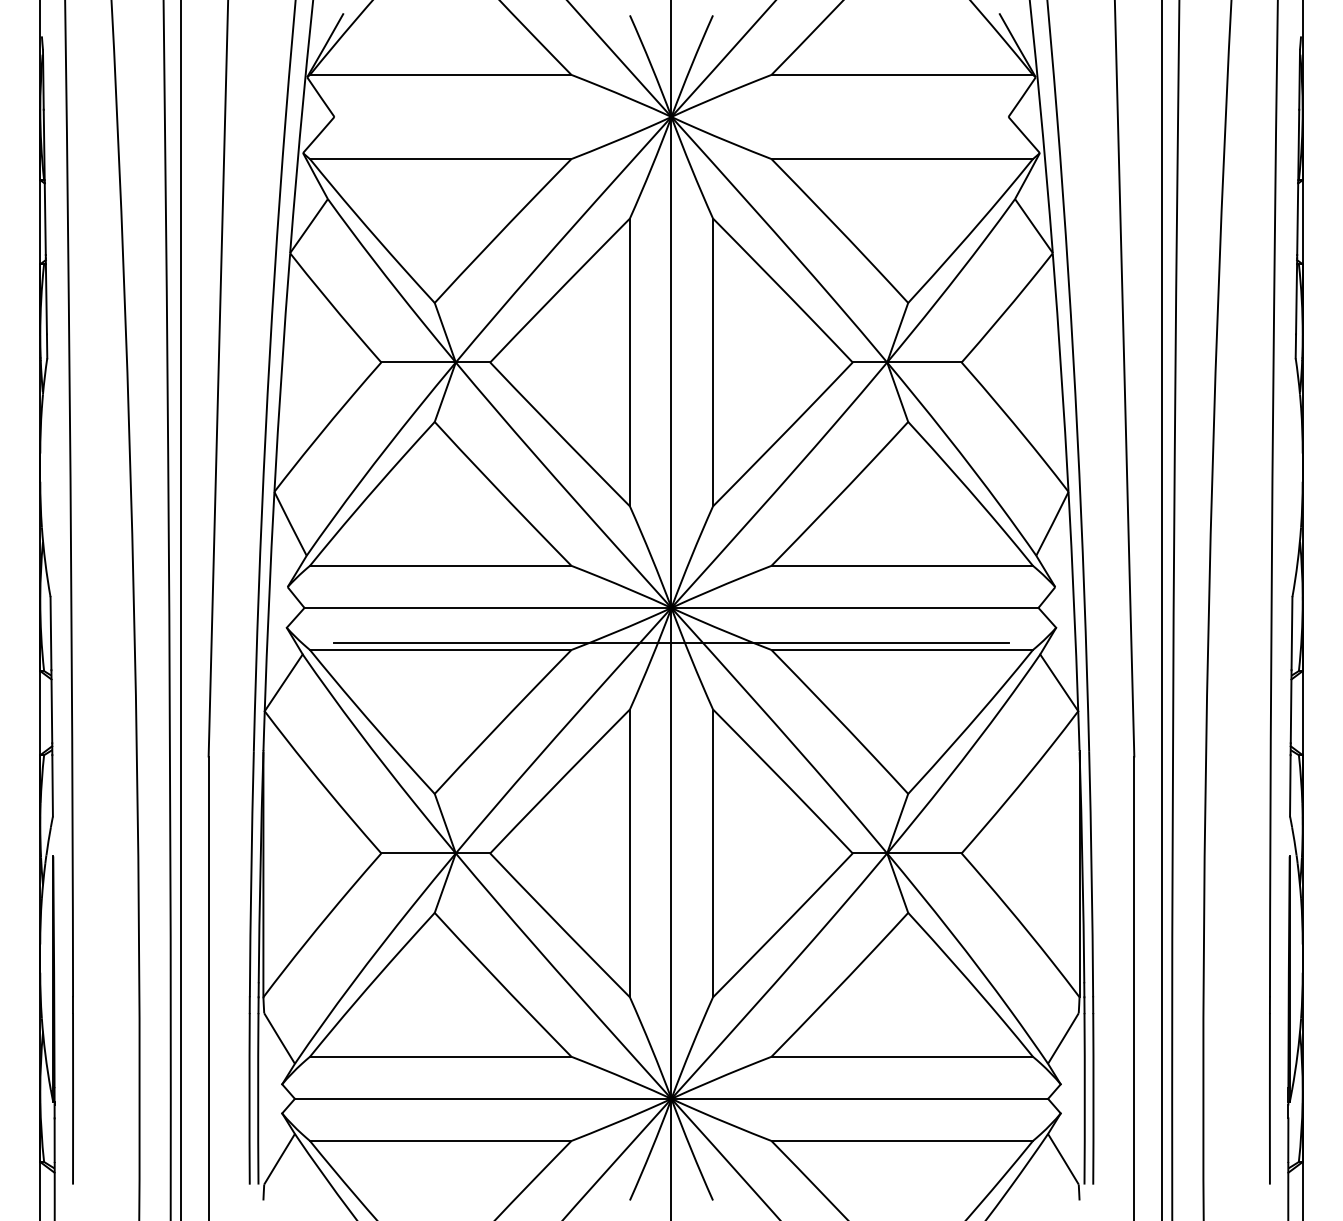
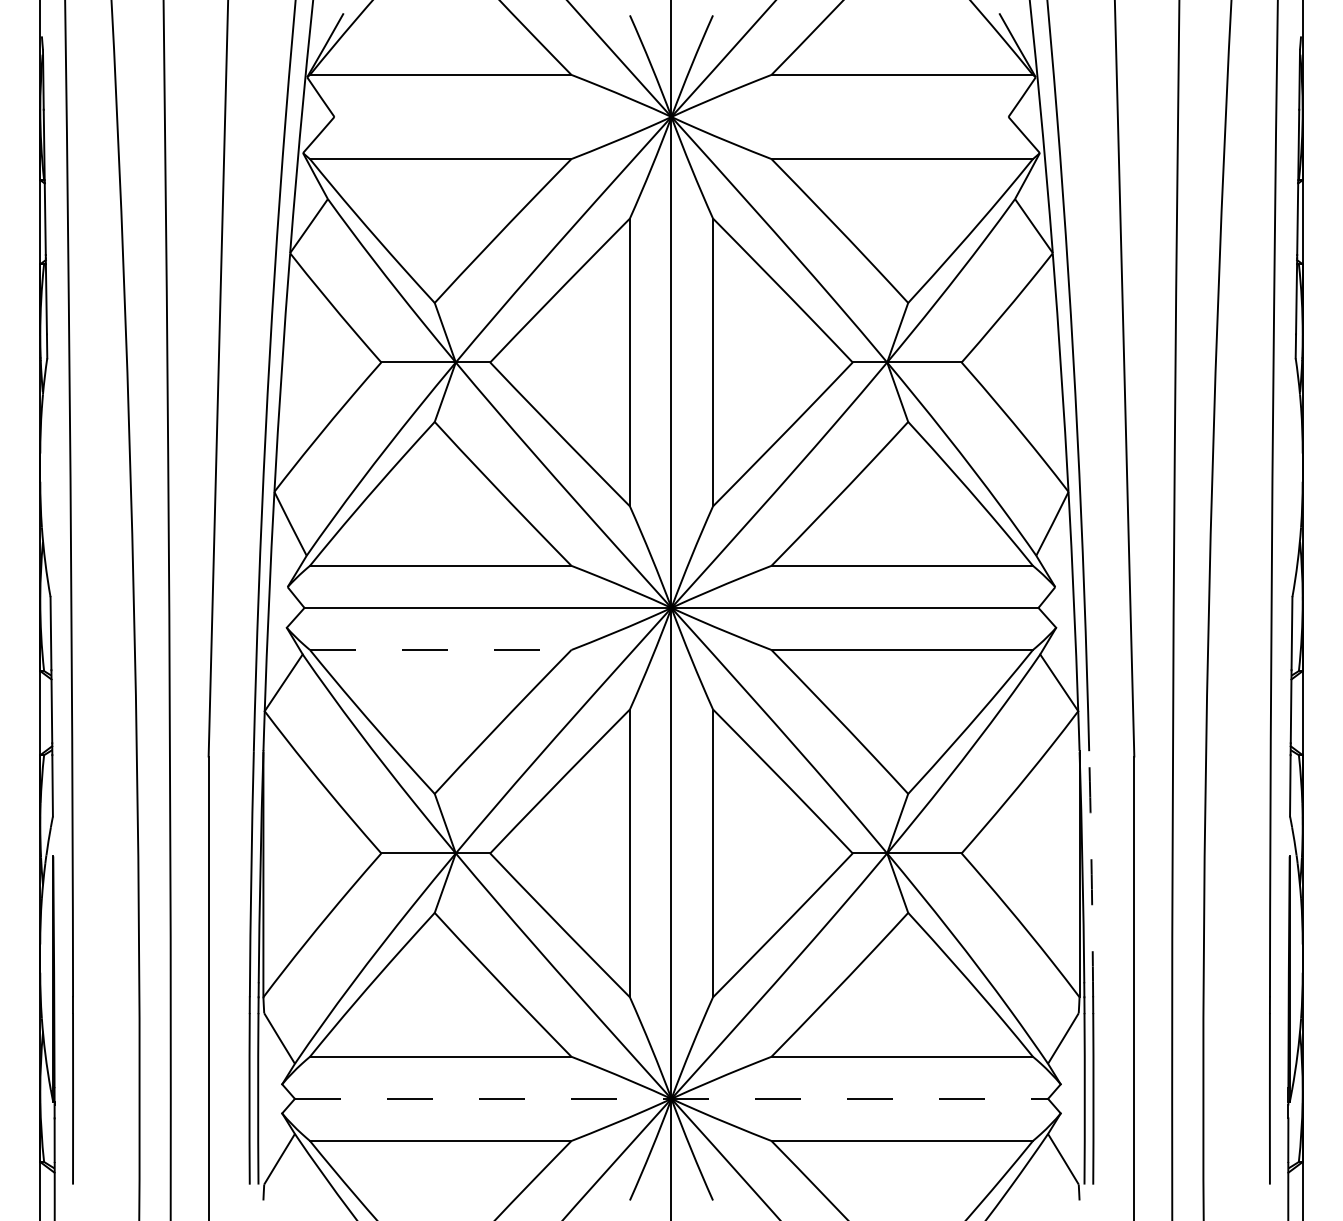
line: present -> none (180, 609)
line: present -> none (1162, 609)
line: present -> none (671, 643)
line: solid -> dashed (440, 650)
arc: solid -> dashed (1091, 874)
line: solid -> dashed (671, 1098)
